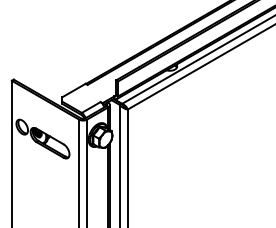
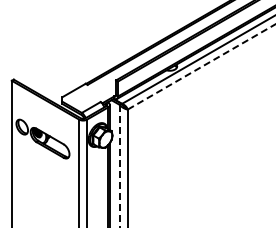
line: solid -> dashed (202, 66)
line: solid -> dashed (120, 166)
